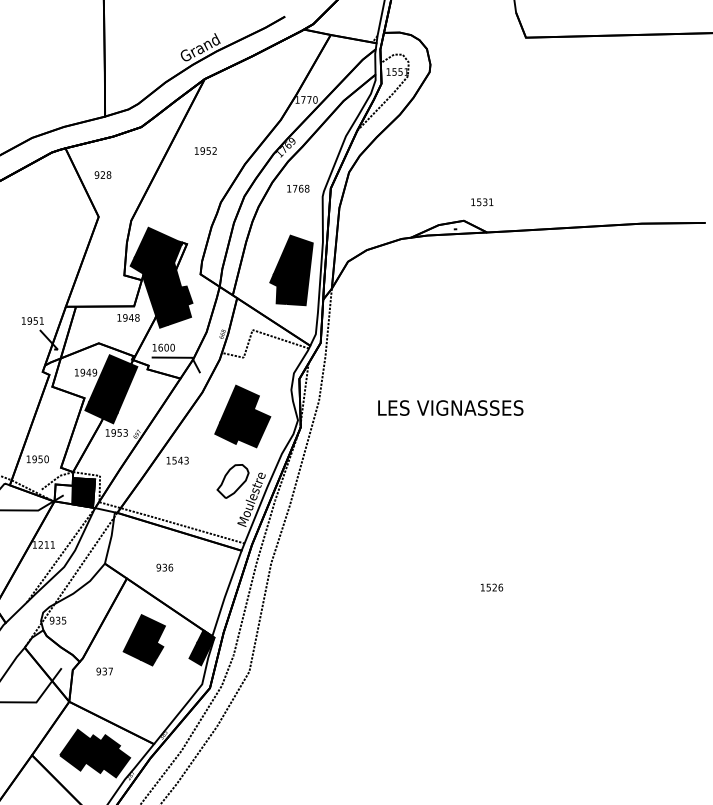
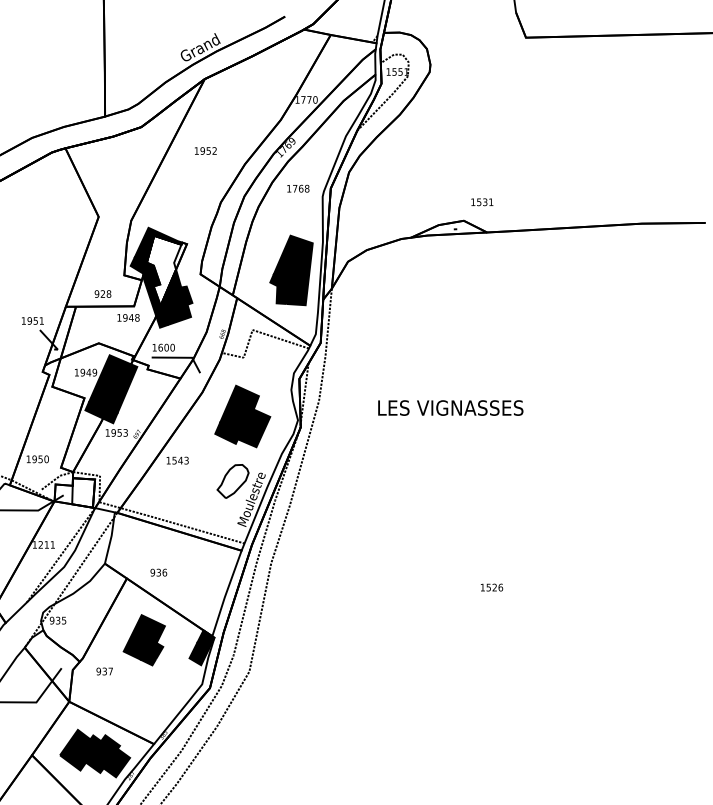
text position: (102, 174) -> (102, 293) (102, 293)
fill: present -> none (163, 270)
fill: present -> none (83, 492)
text position: (164, 567) -> (158, 572) (158, 572)
